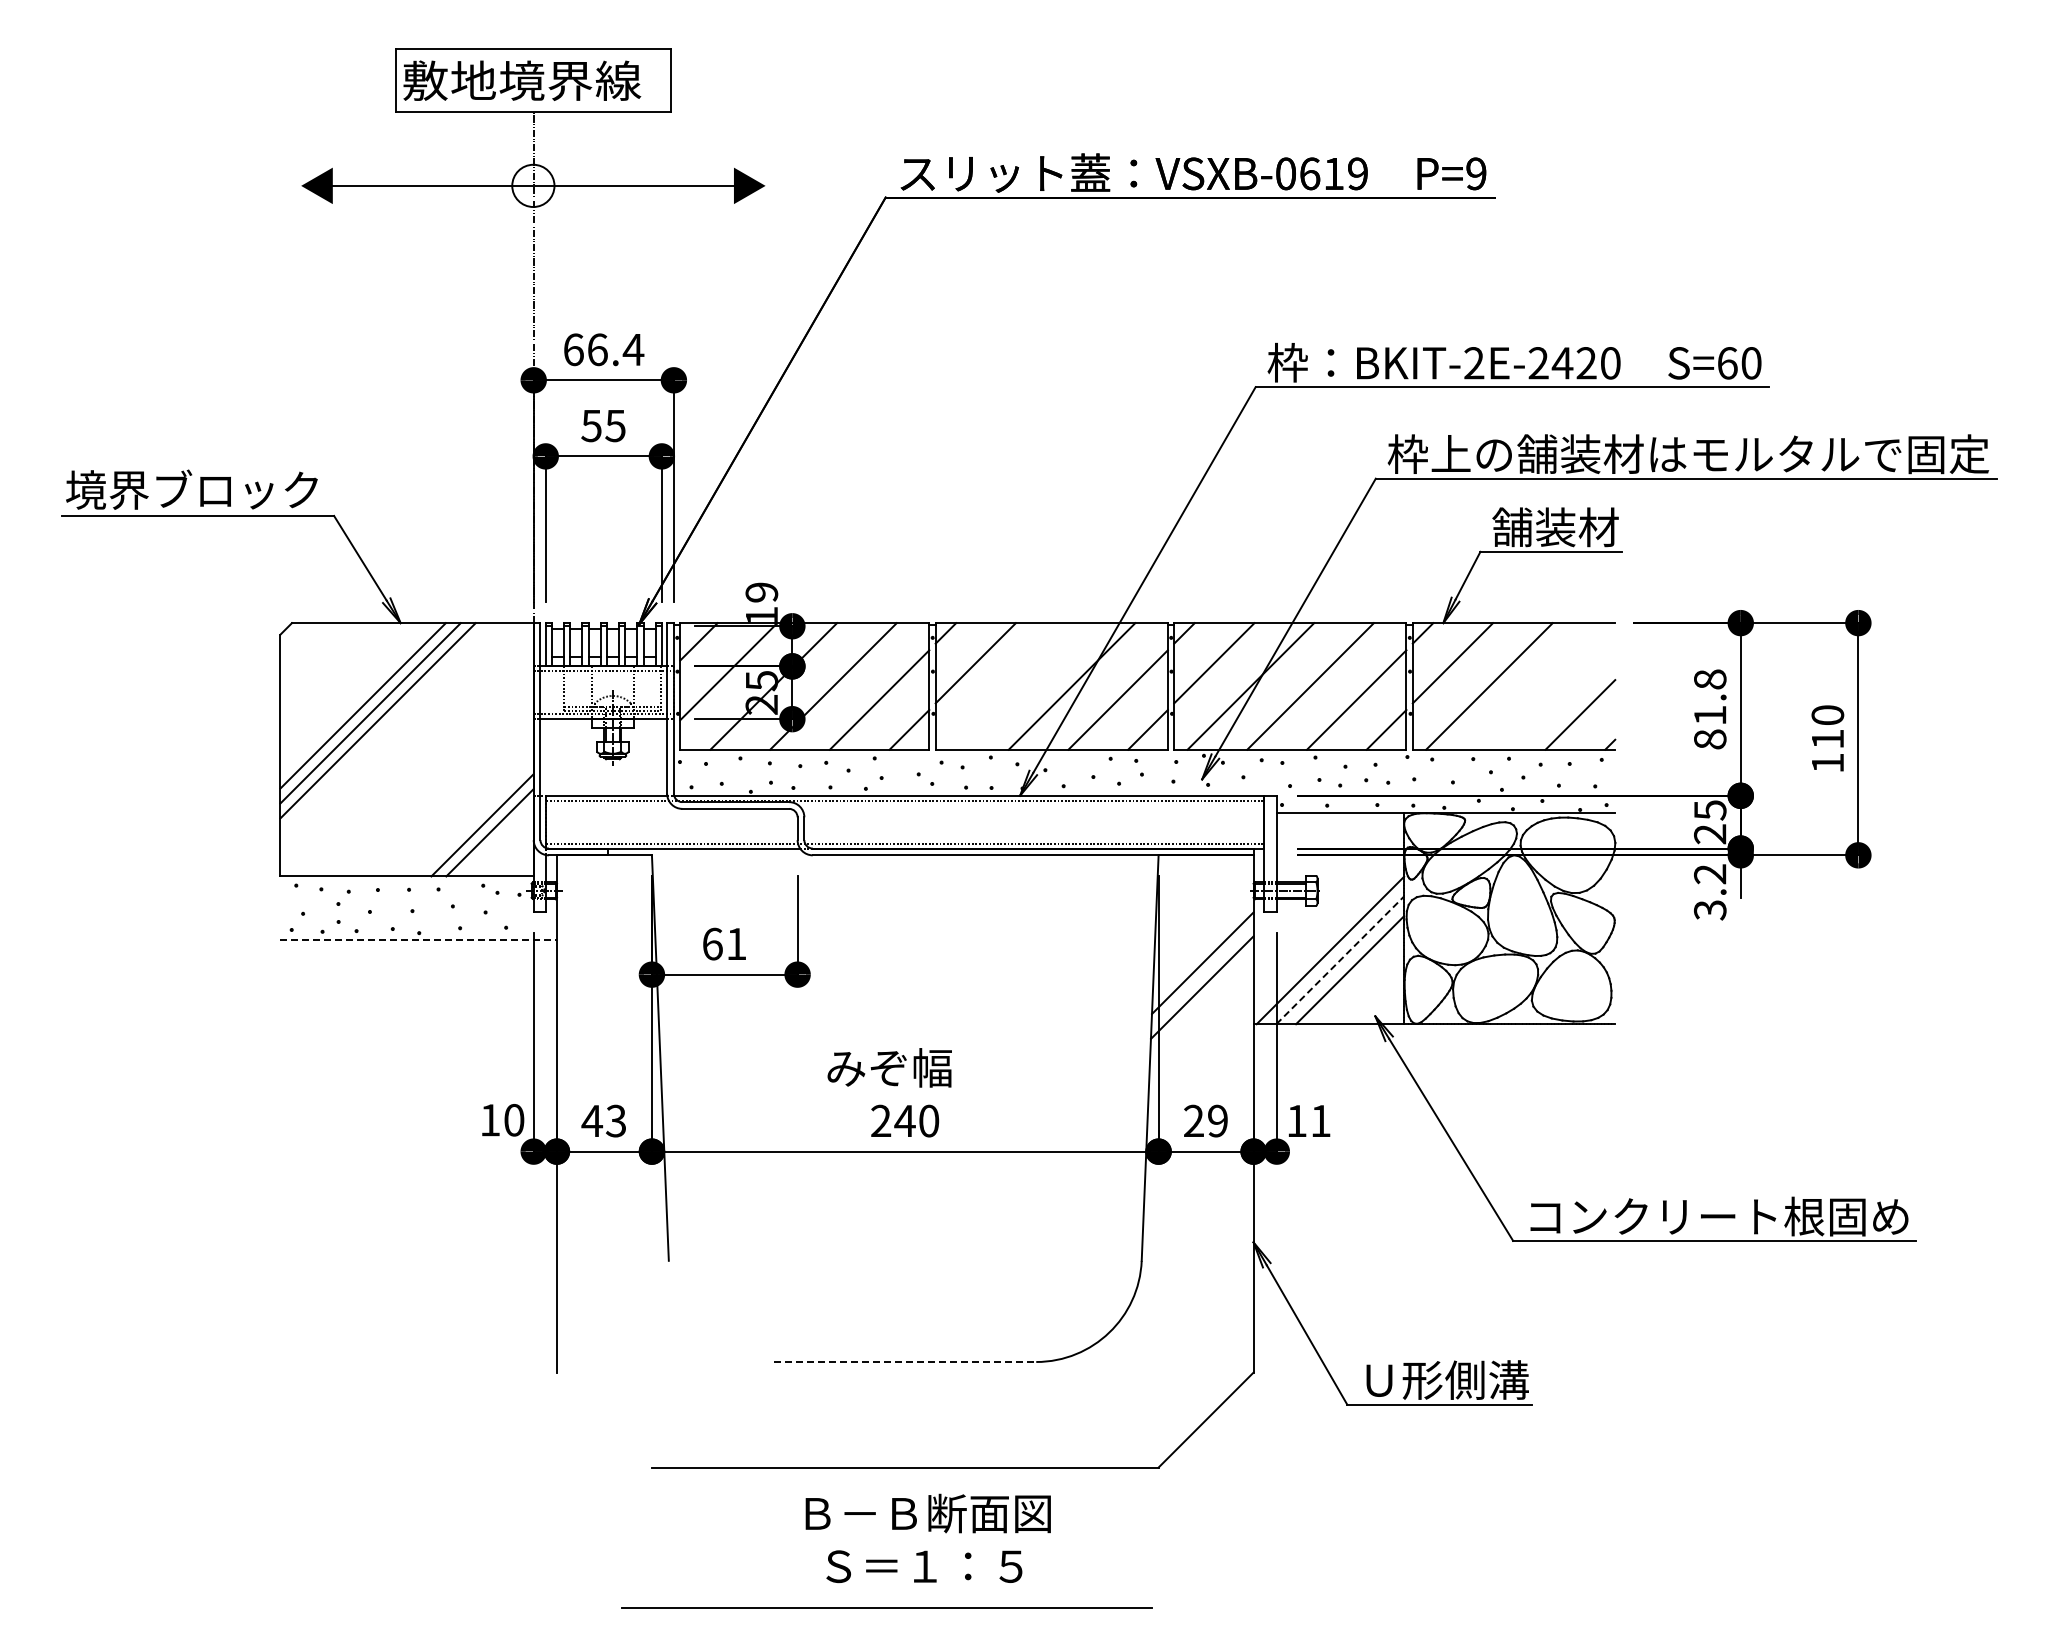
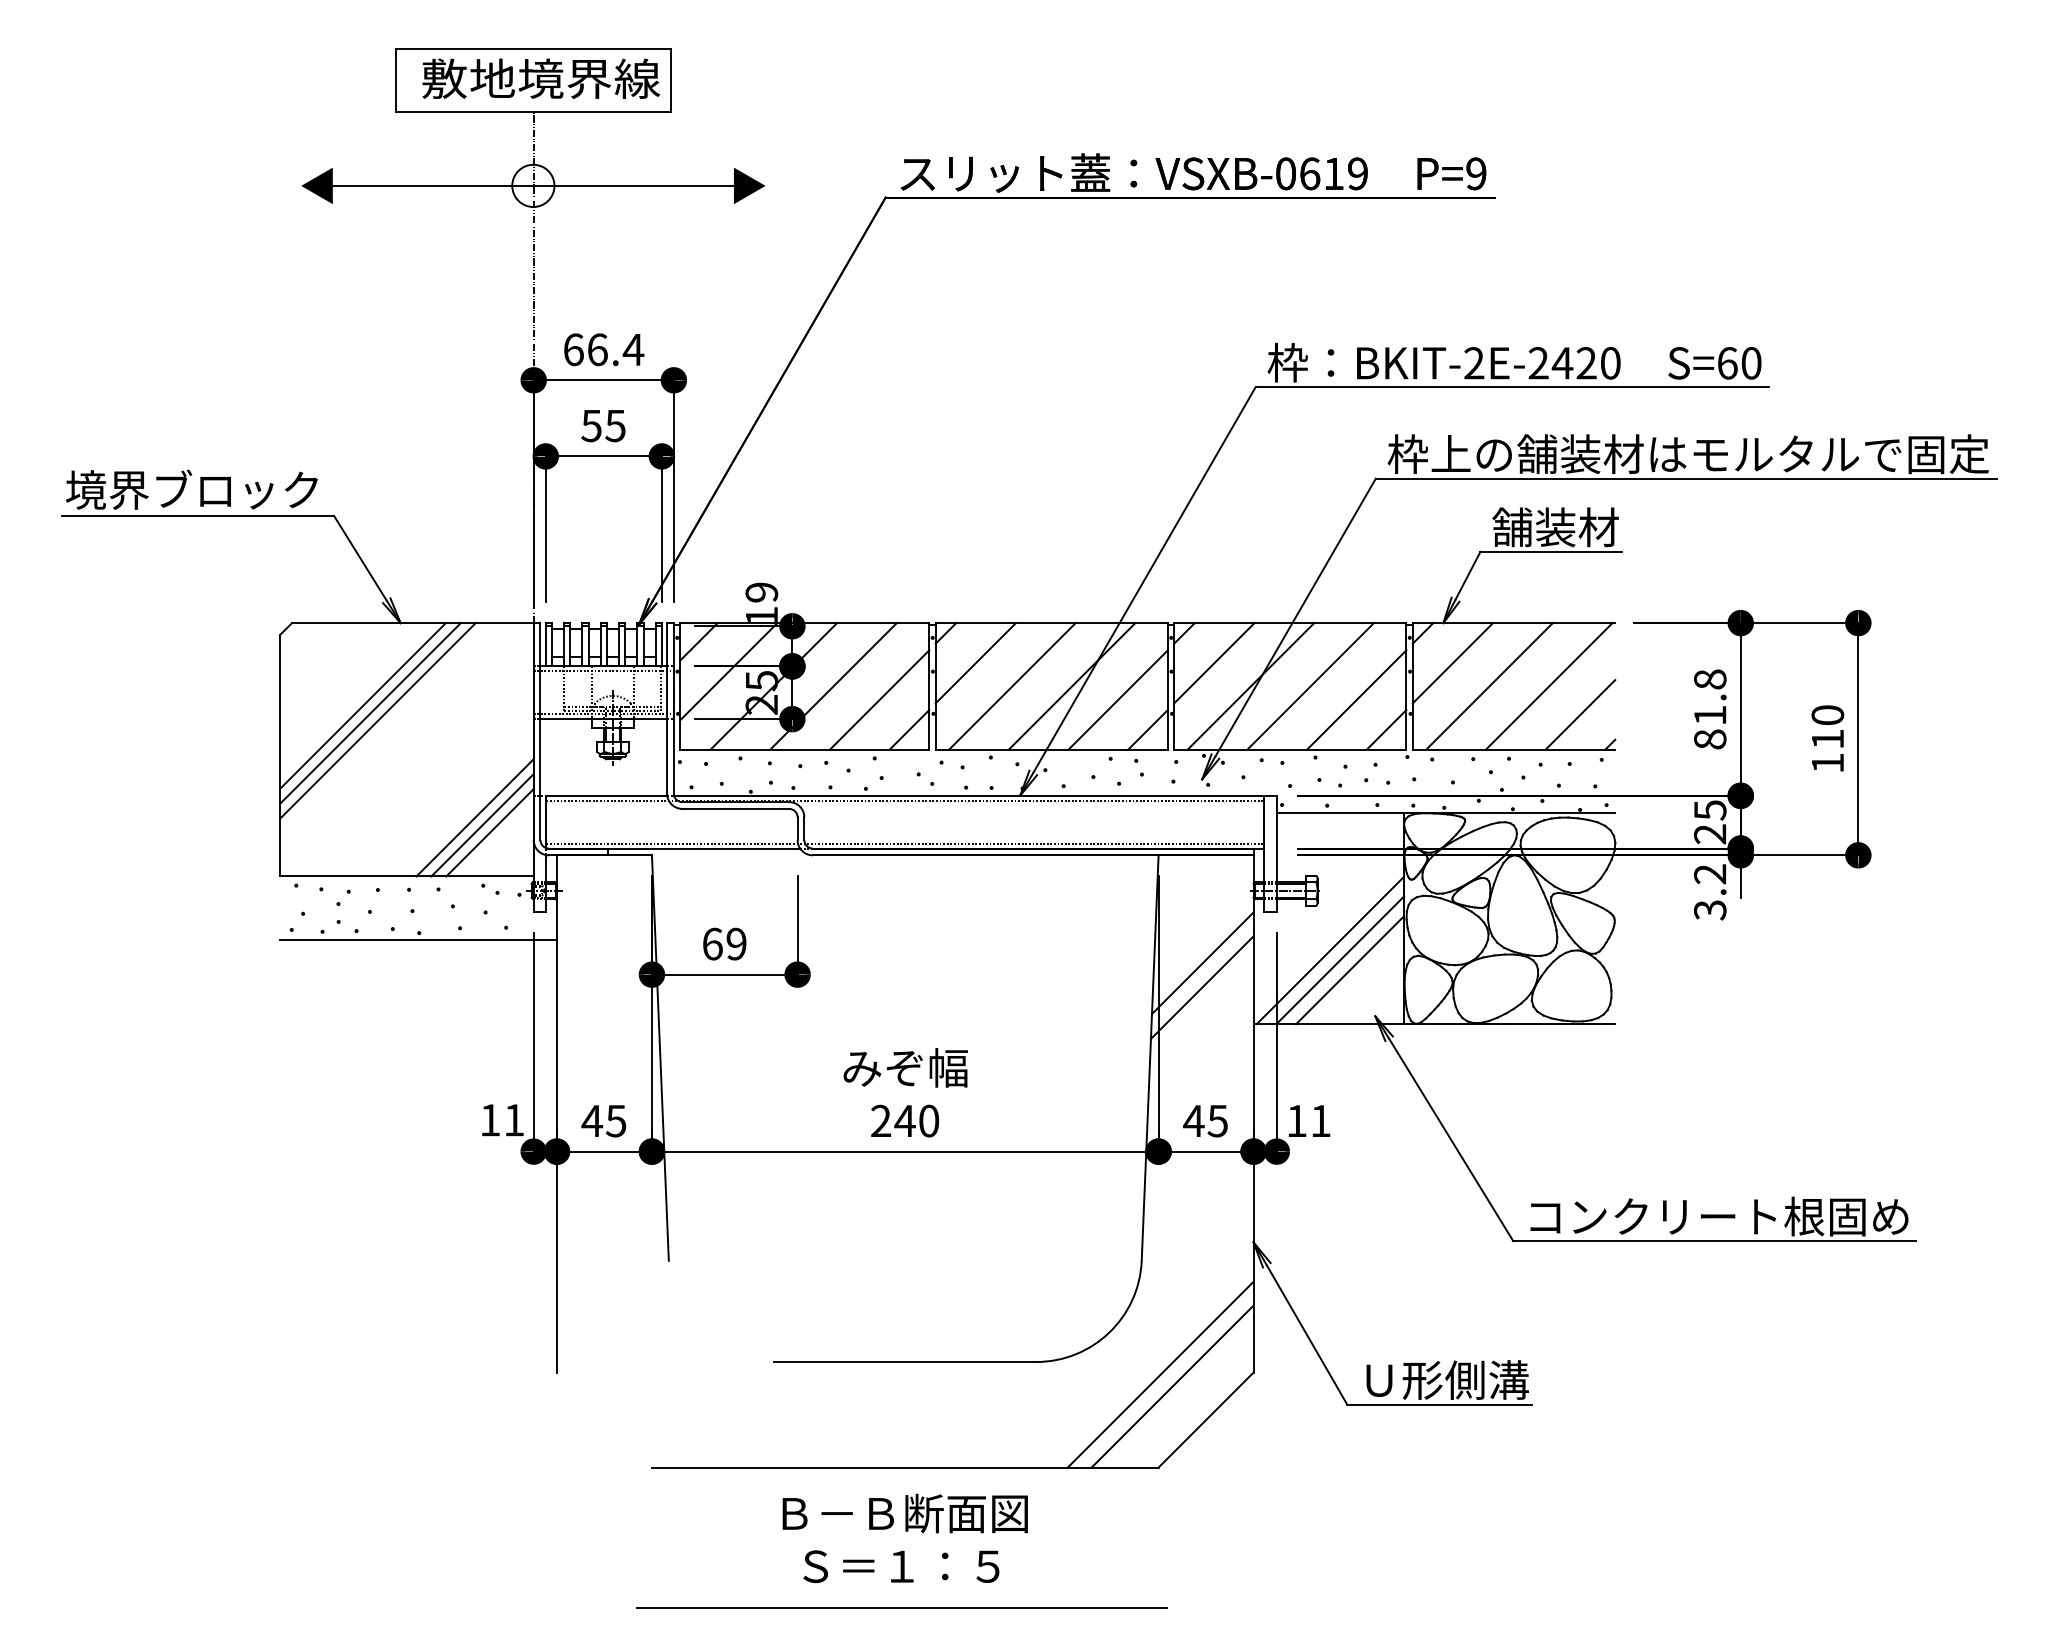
text position: (522, 80) -> (541, 78) (541, 78)
line: none -> present (1012, 686)
line: none -> present (1548, 686)
line: none -> present (474, 817)
line: dashed -> solid (419, 939)
text: 61 -> 69 (736, 943)
line: dashed -> solid (1340, 959)
text position: (889, 1067) -> (905, 1067) (905, 1067)
text: 10 -> 11 (514, 1120)
text: 43 -> 45 (616, 1120)
text: 29 -> 45 (1205, 1120)
line: dashed -> solid (905, 1362)
line: none -> present (1160, 1374)
line: none -> present (1172, 1386)
text position: (927, 1538) -> (904, 1538) (904, 1538)
line position: (886, 1607) -> (901, 1607) (901, 1607)
